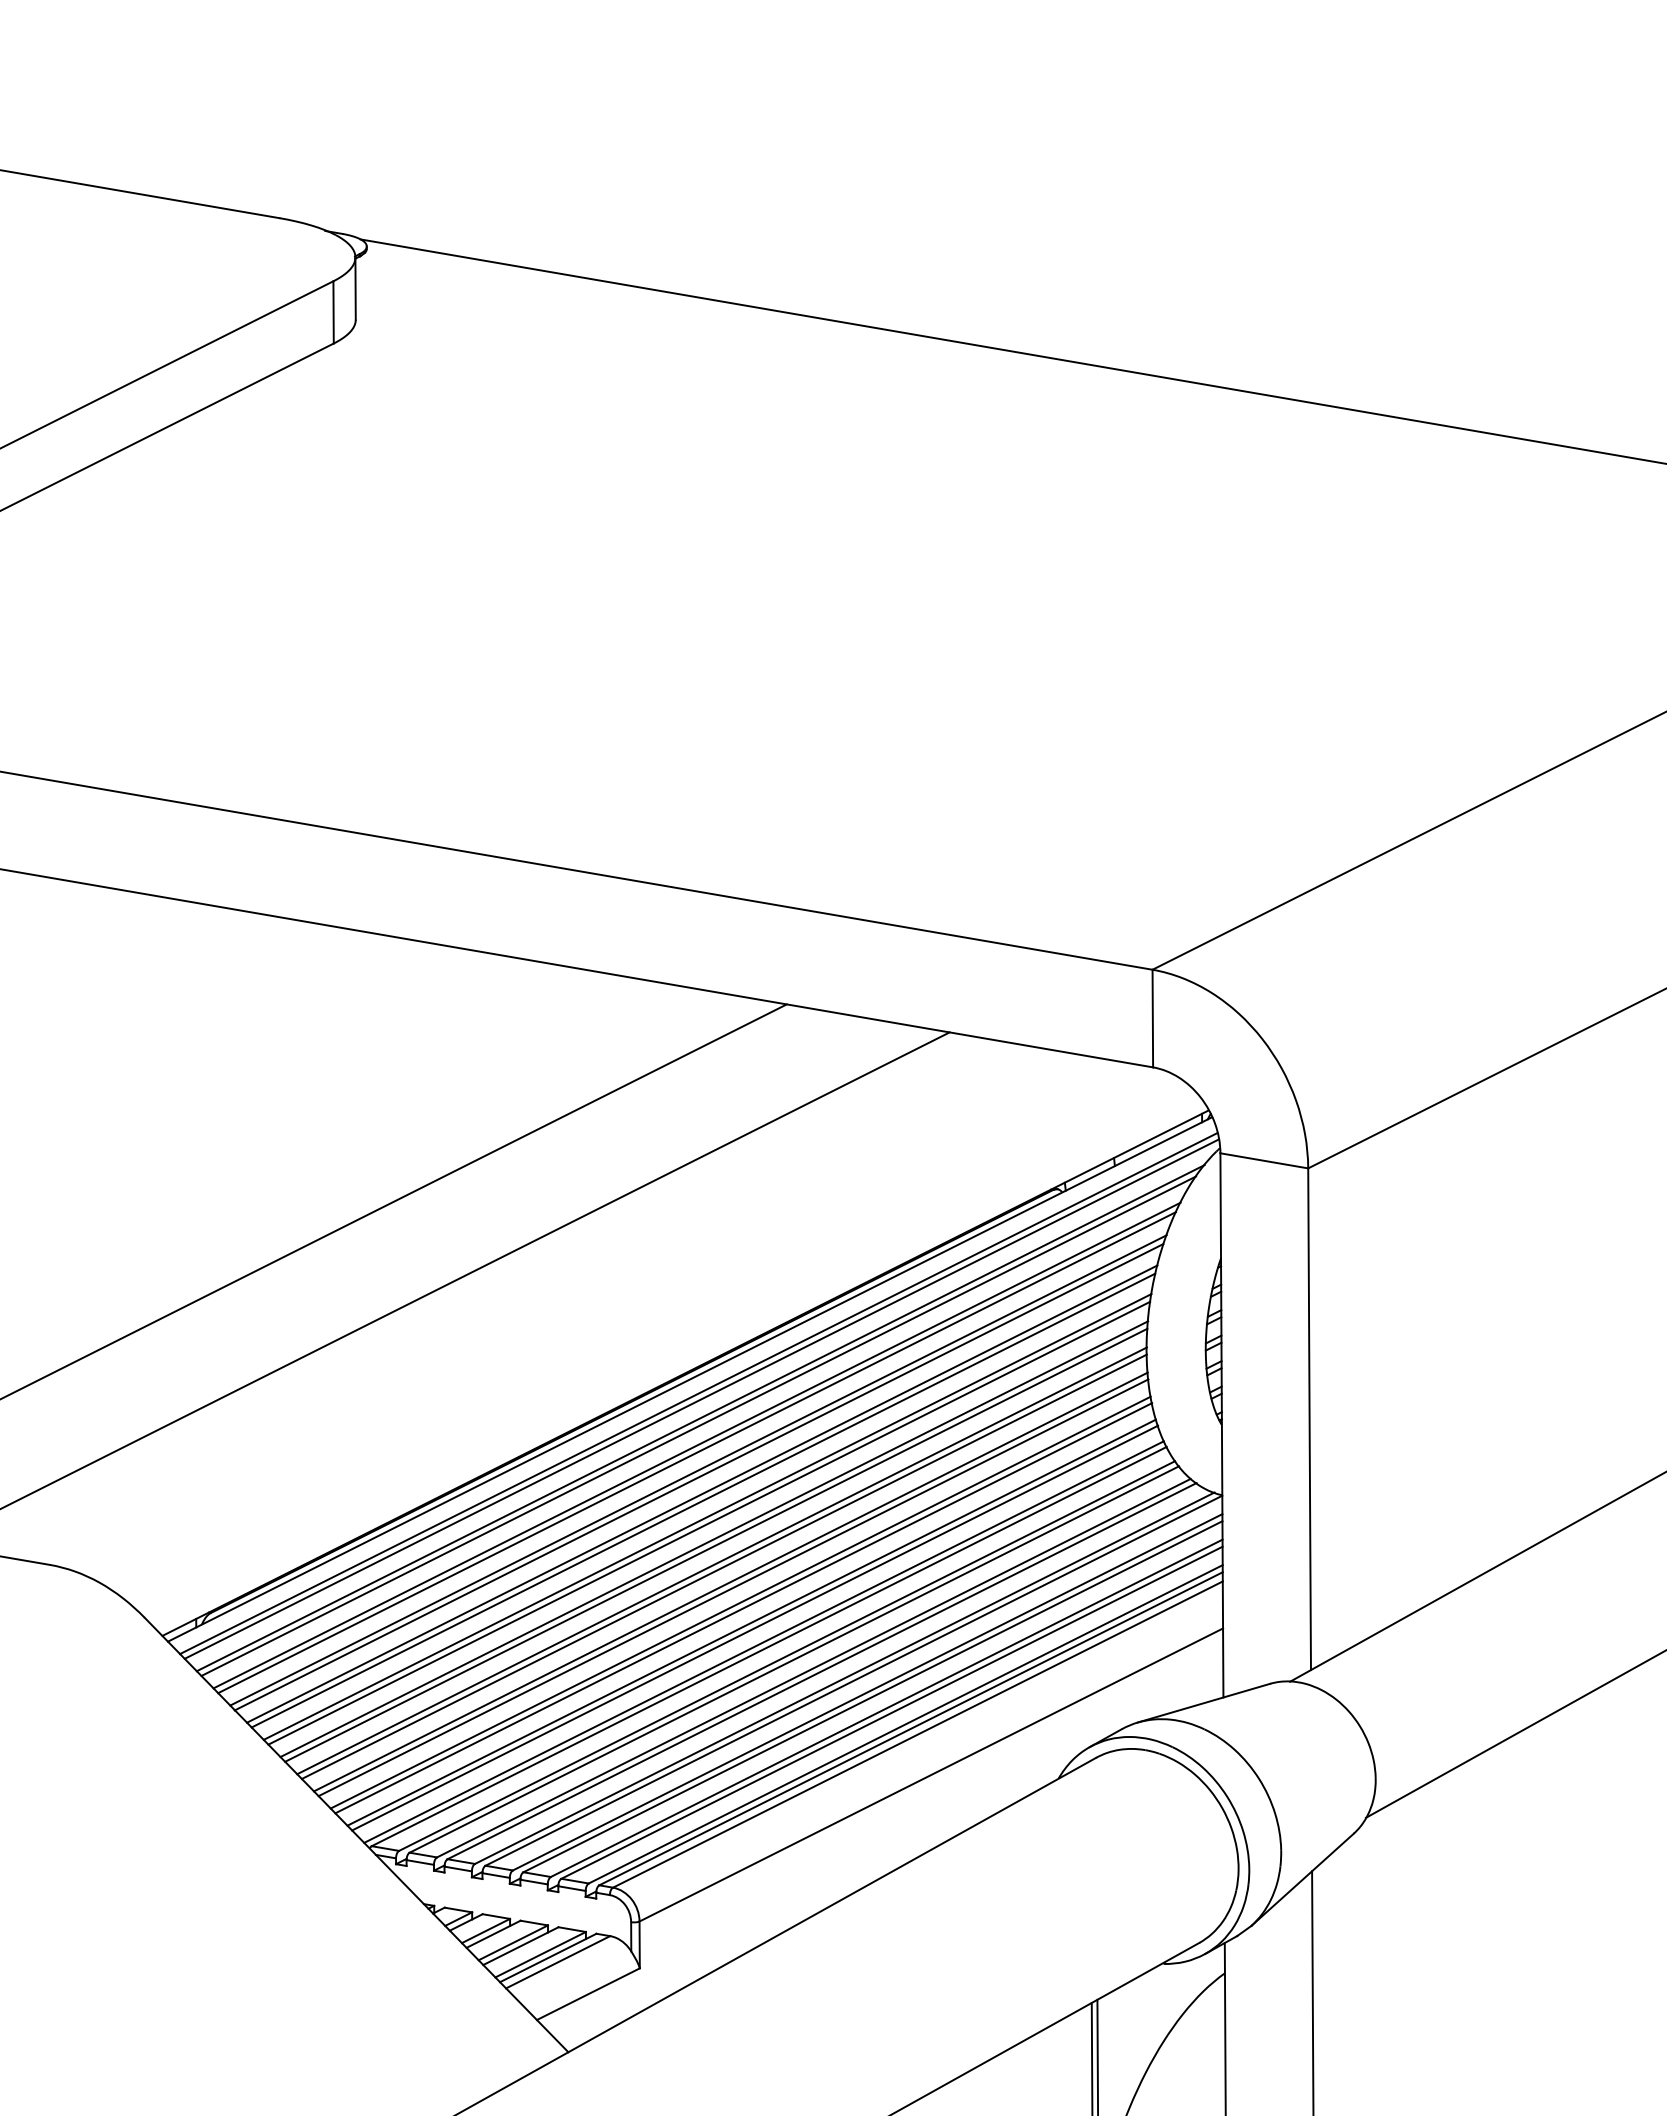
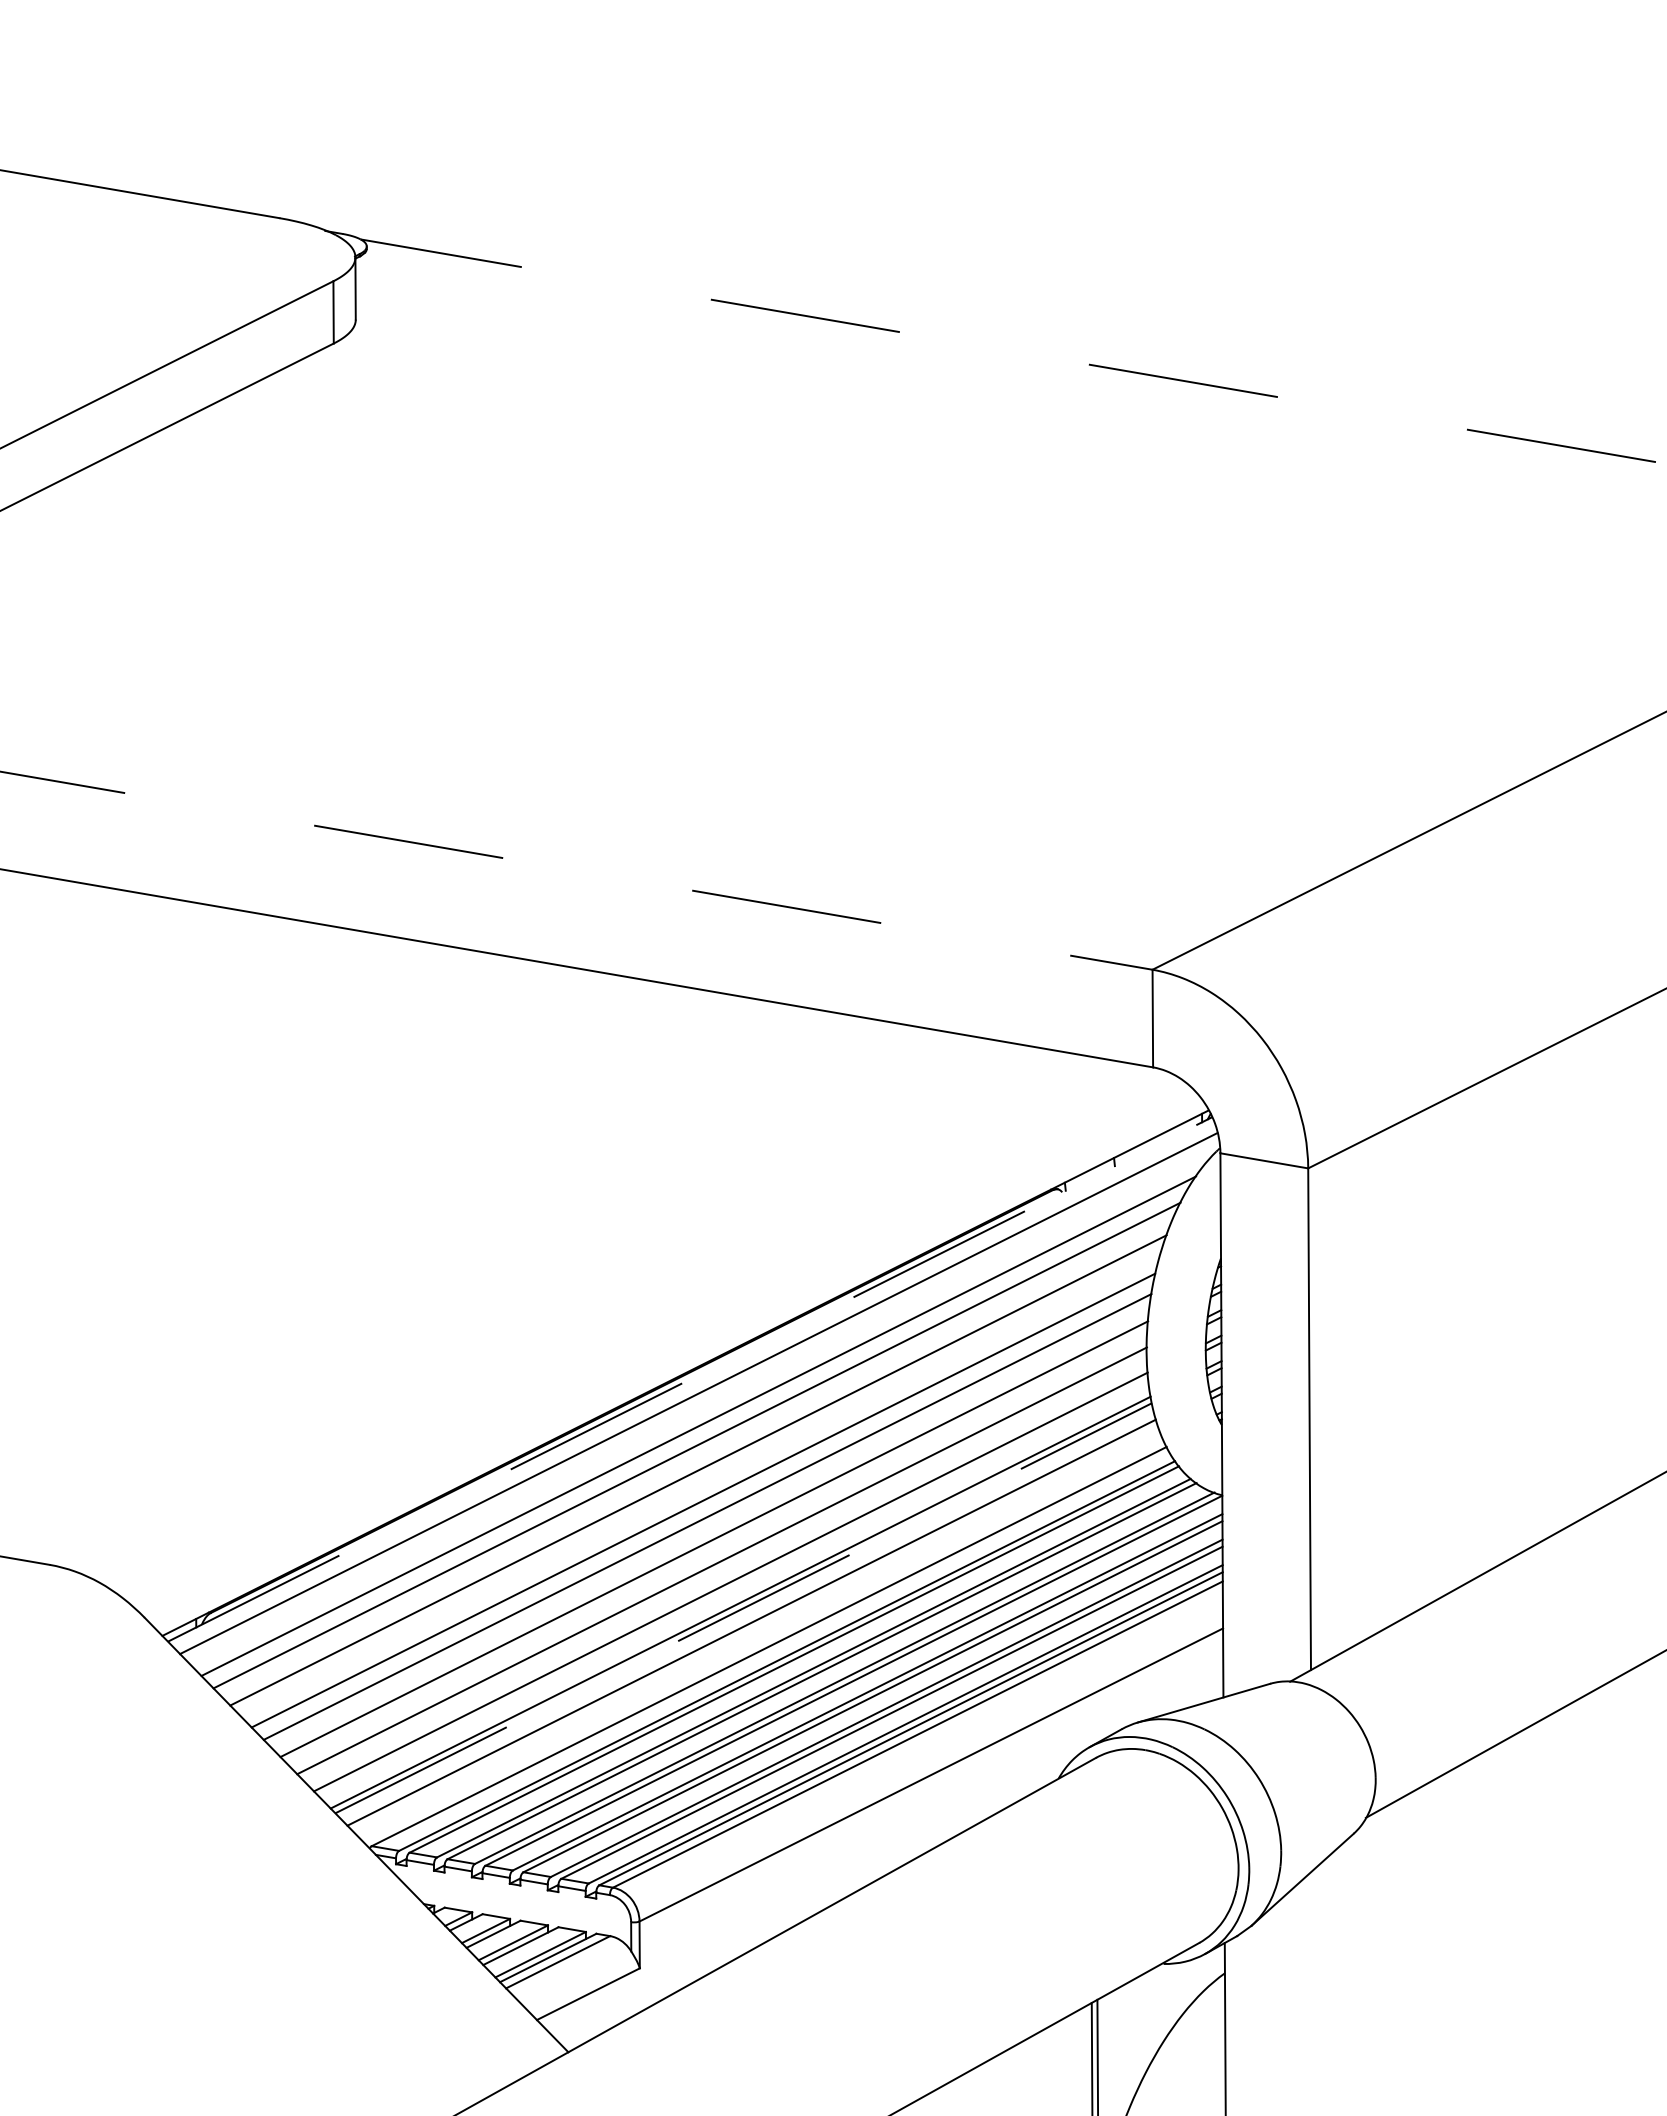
line: solid -> dashed (1012, 351)
line: solid -> dashed (577, 870)
line: present -> none (394, 1201)
line: present -> none (475, 1270)
line: solid -> dashed (690, 1379)
line: present -> none (701, 1398)
line: present -> none (700, 1418)
line: present -> none (696, 1452)
line: present -> none (698, 1477)
line: present -> none (702, 1493)
line: present -> none (709, 1522)
line: present -> none (716, 1544)
line: present -> none (723, 1566)
line: present -> none (733, 1587)
line: solid -> dashed (743, 1608)
line: present -> none (755, 1627)
line: present -> none (763, 1641)
line: present -> none (1312, 1991)
